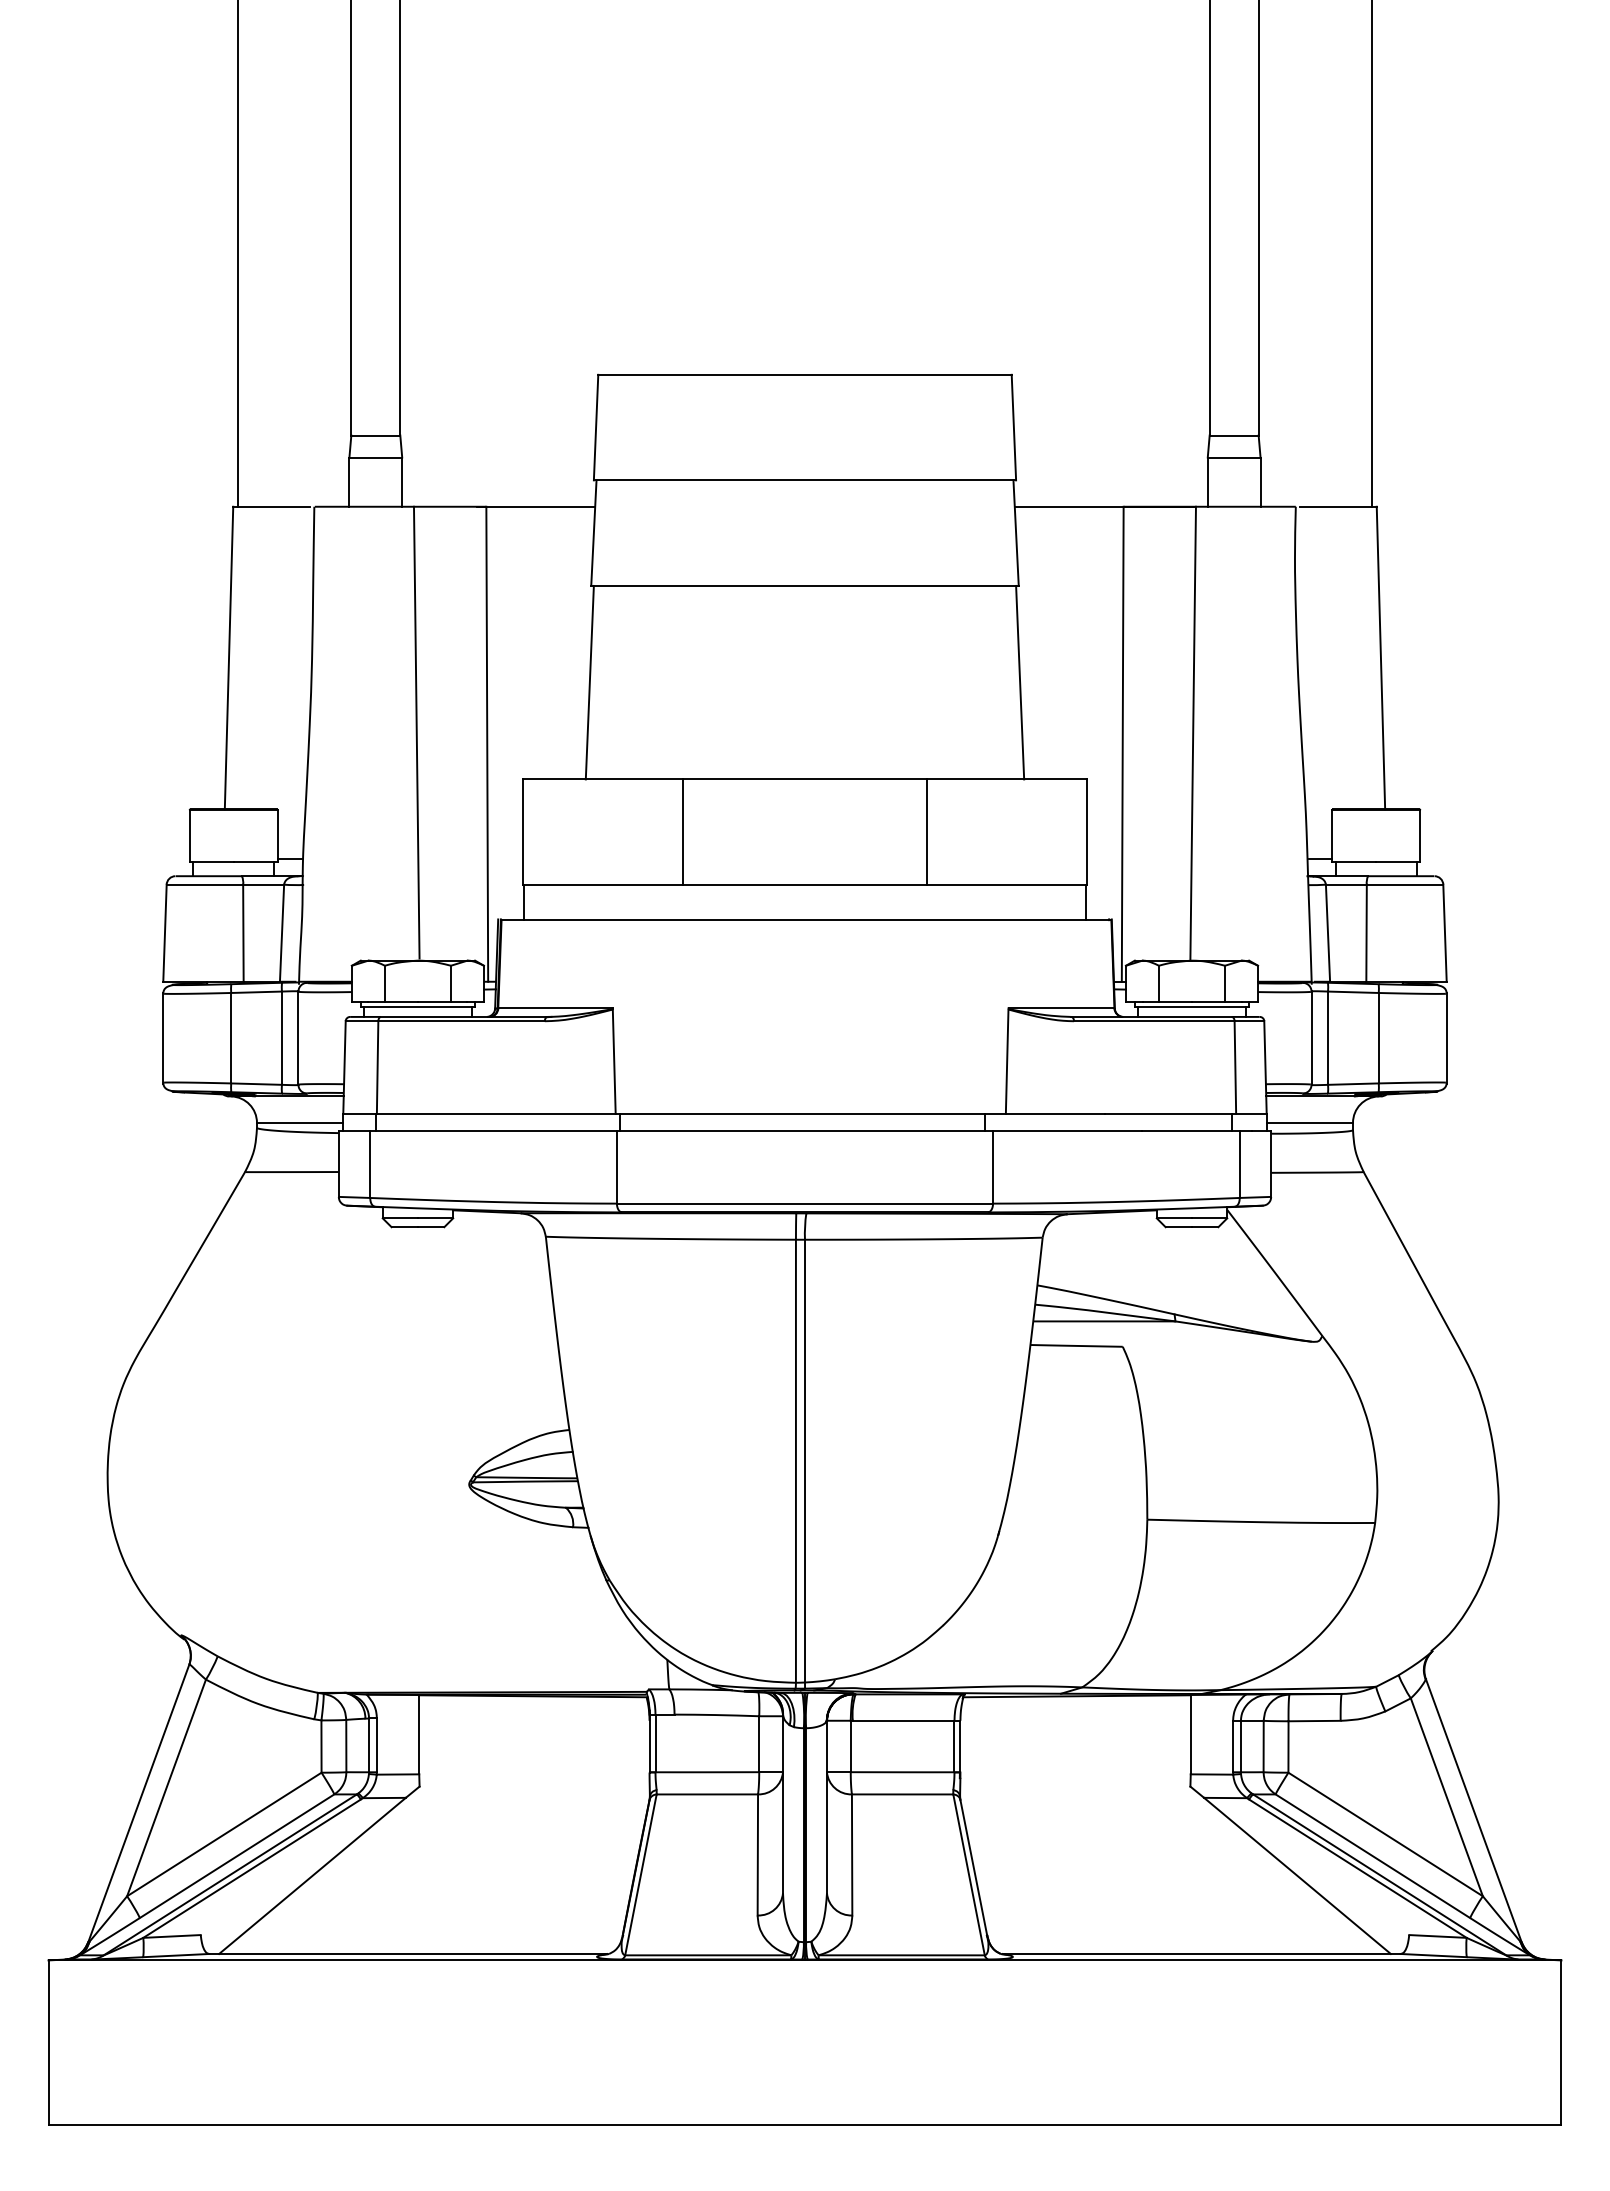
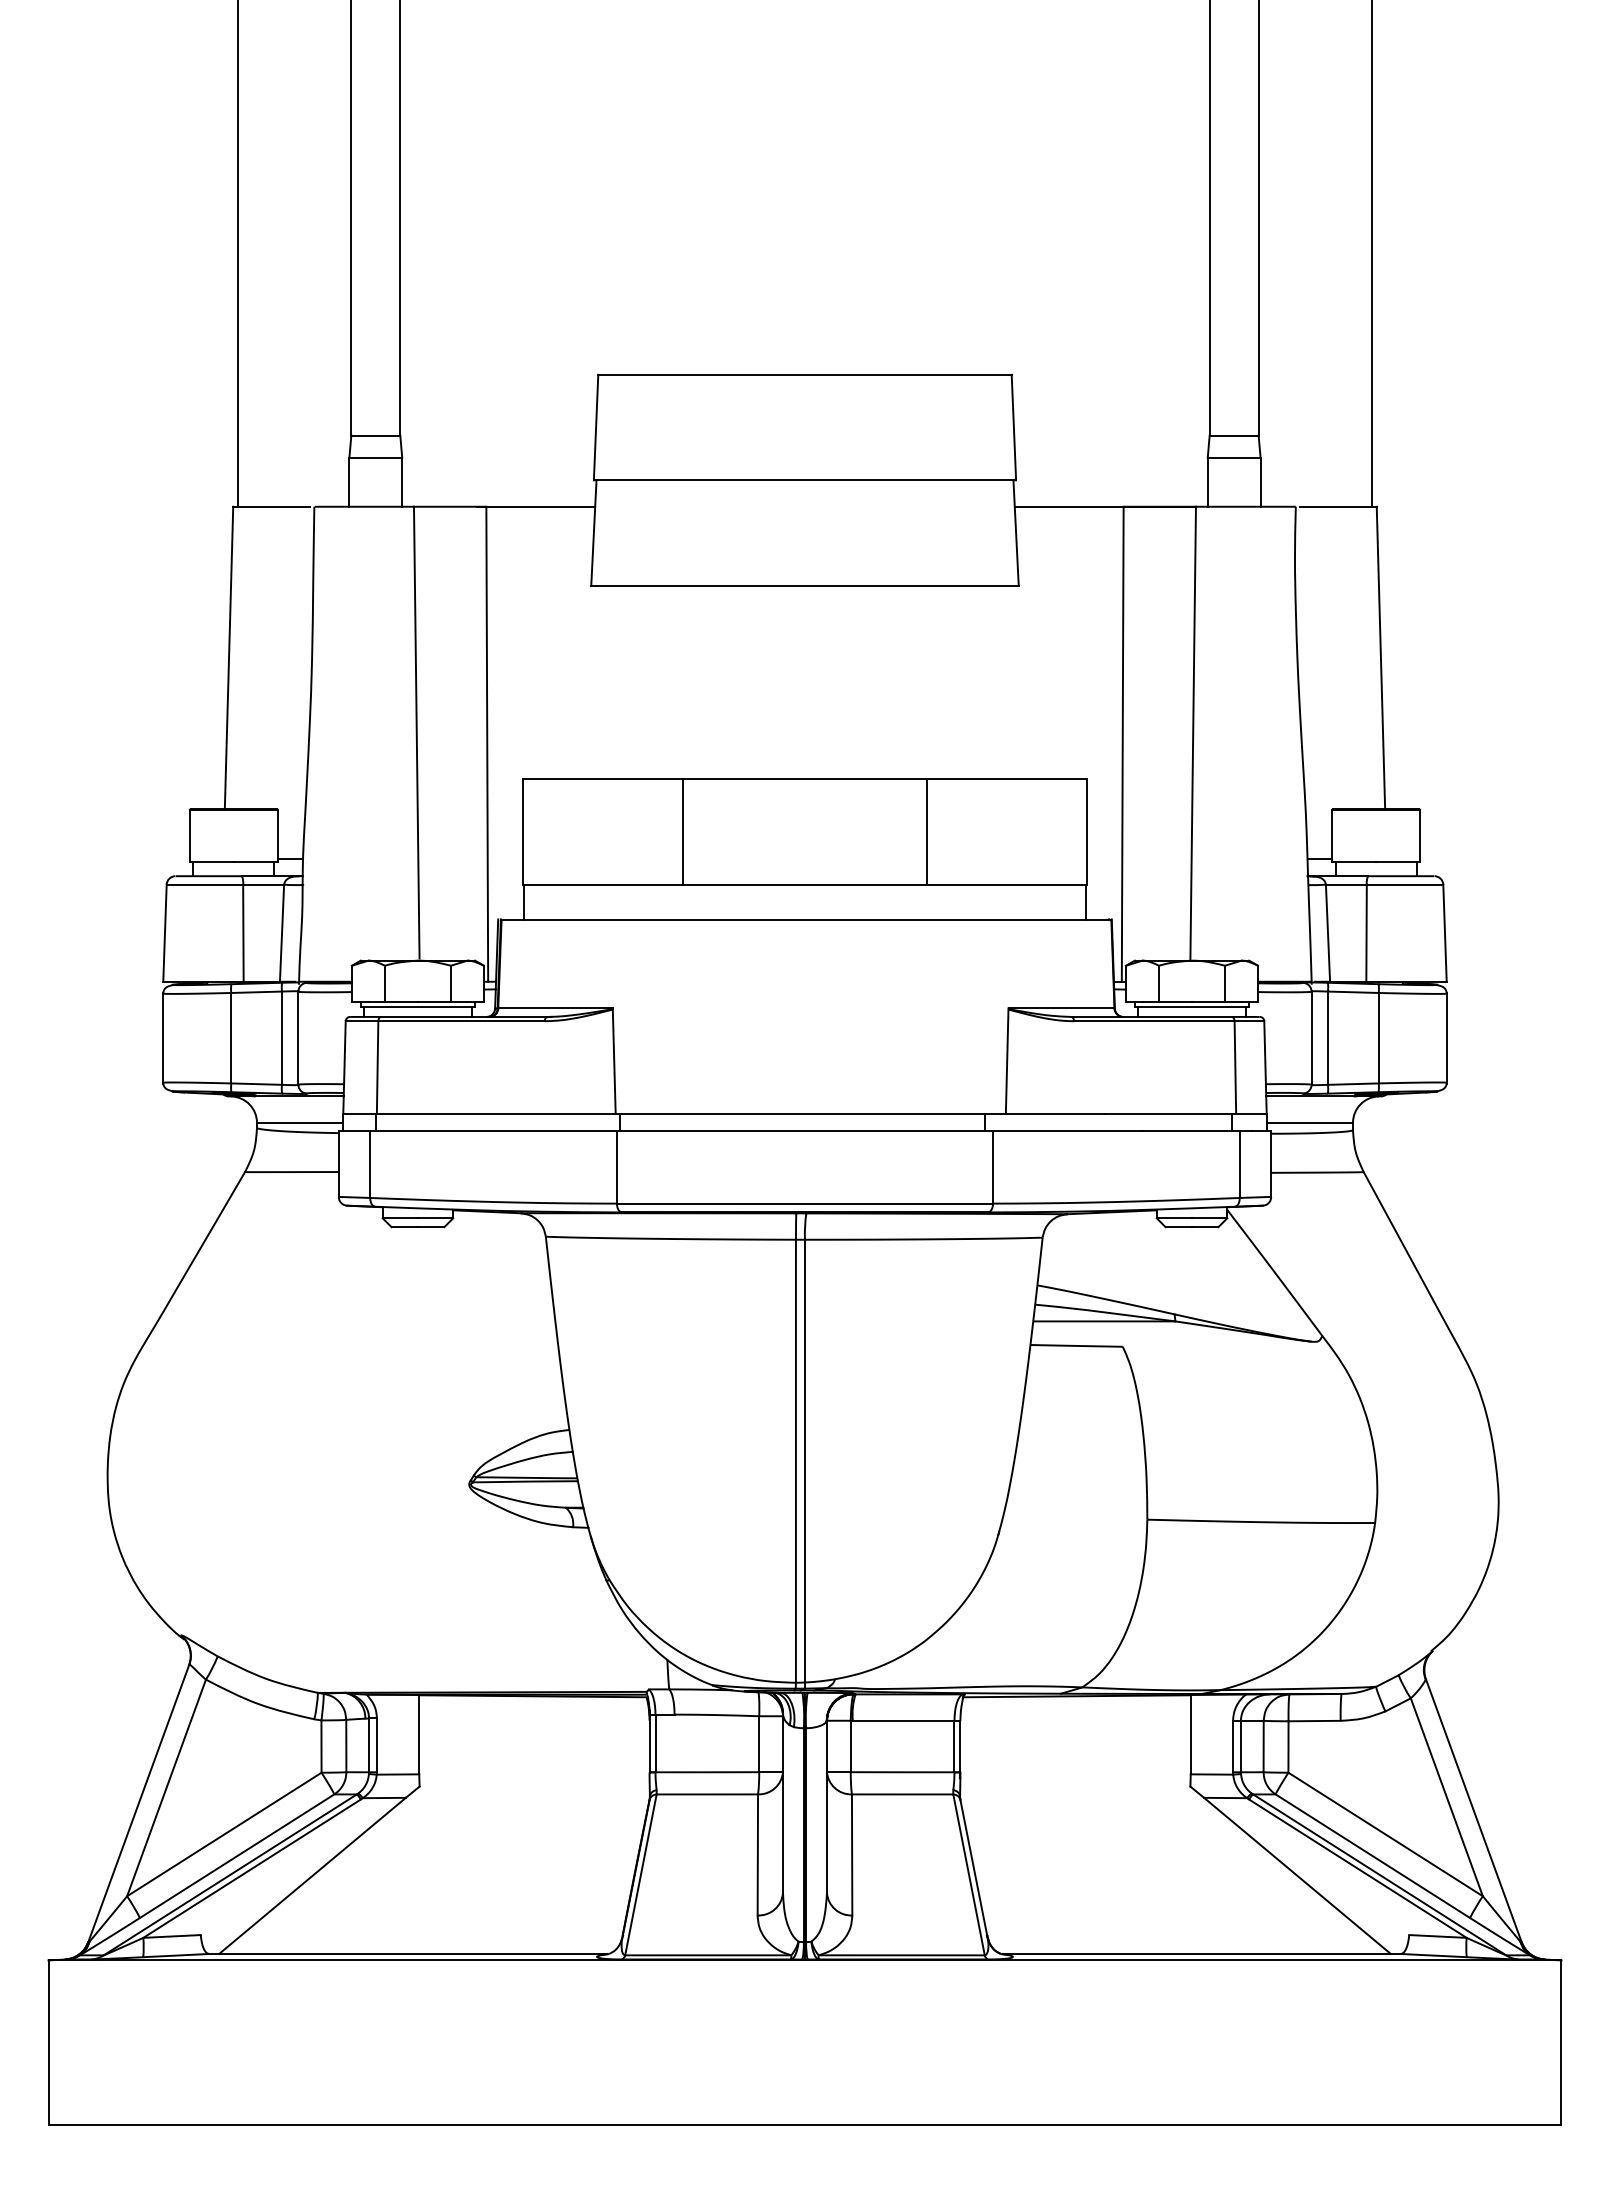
line: present -> none (589, 682)
line: present -> none (1020, 682)
